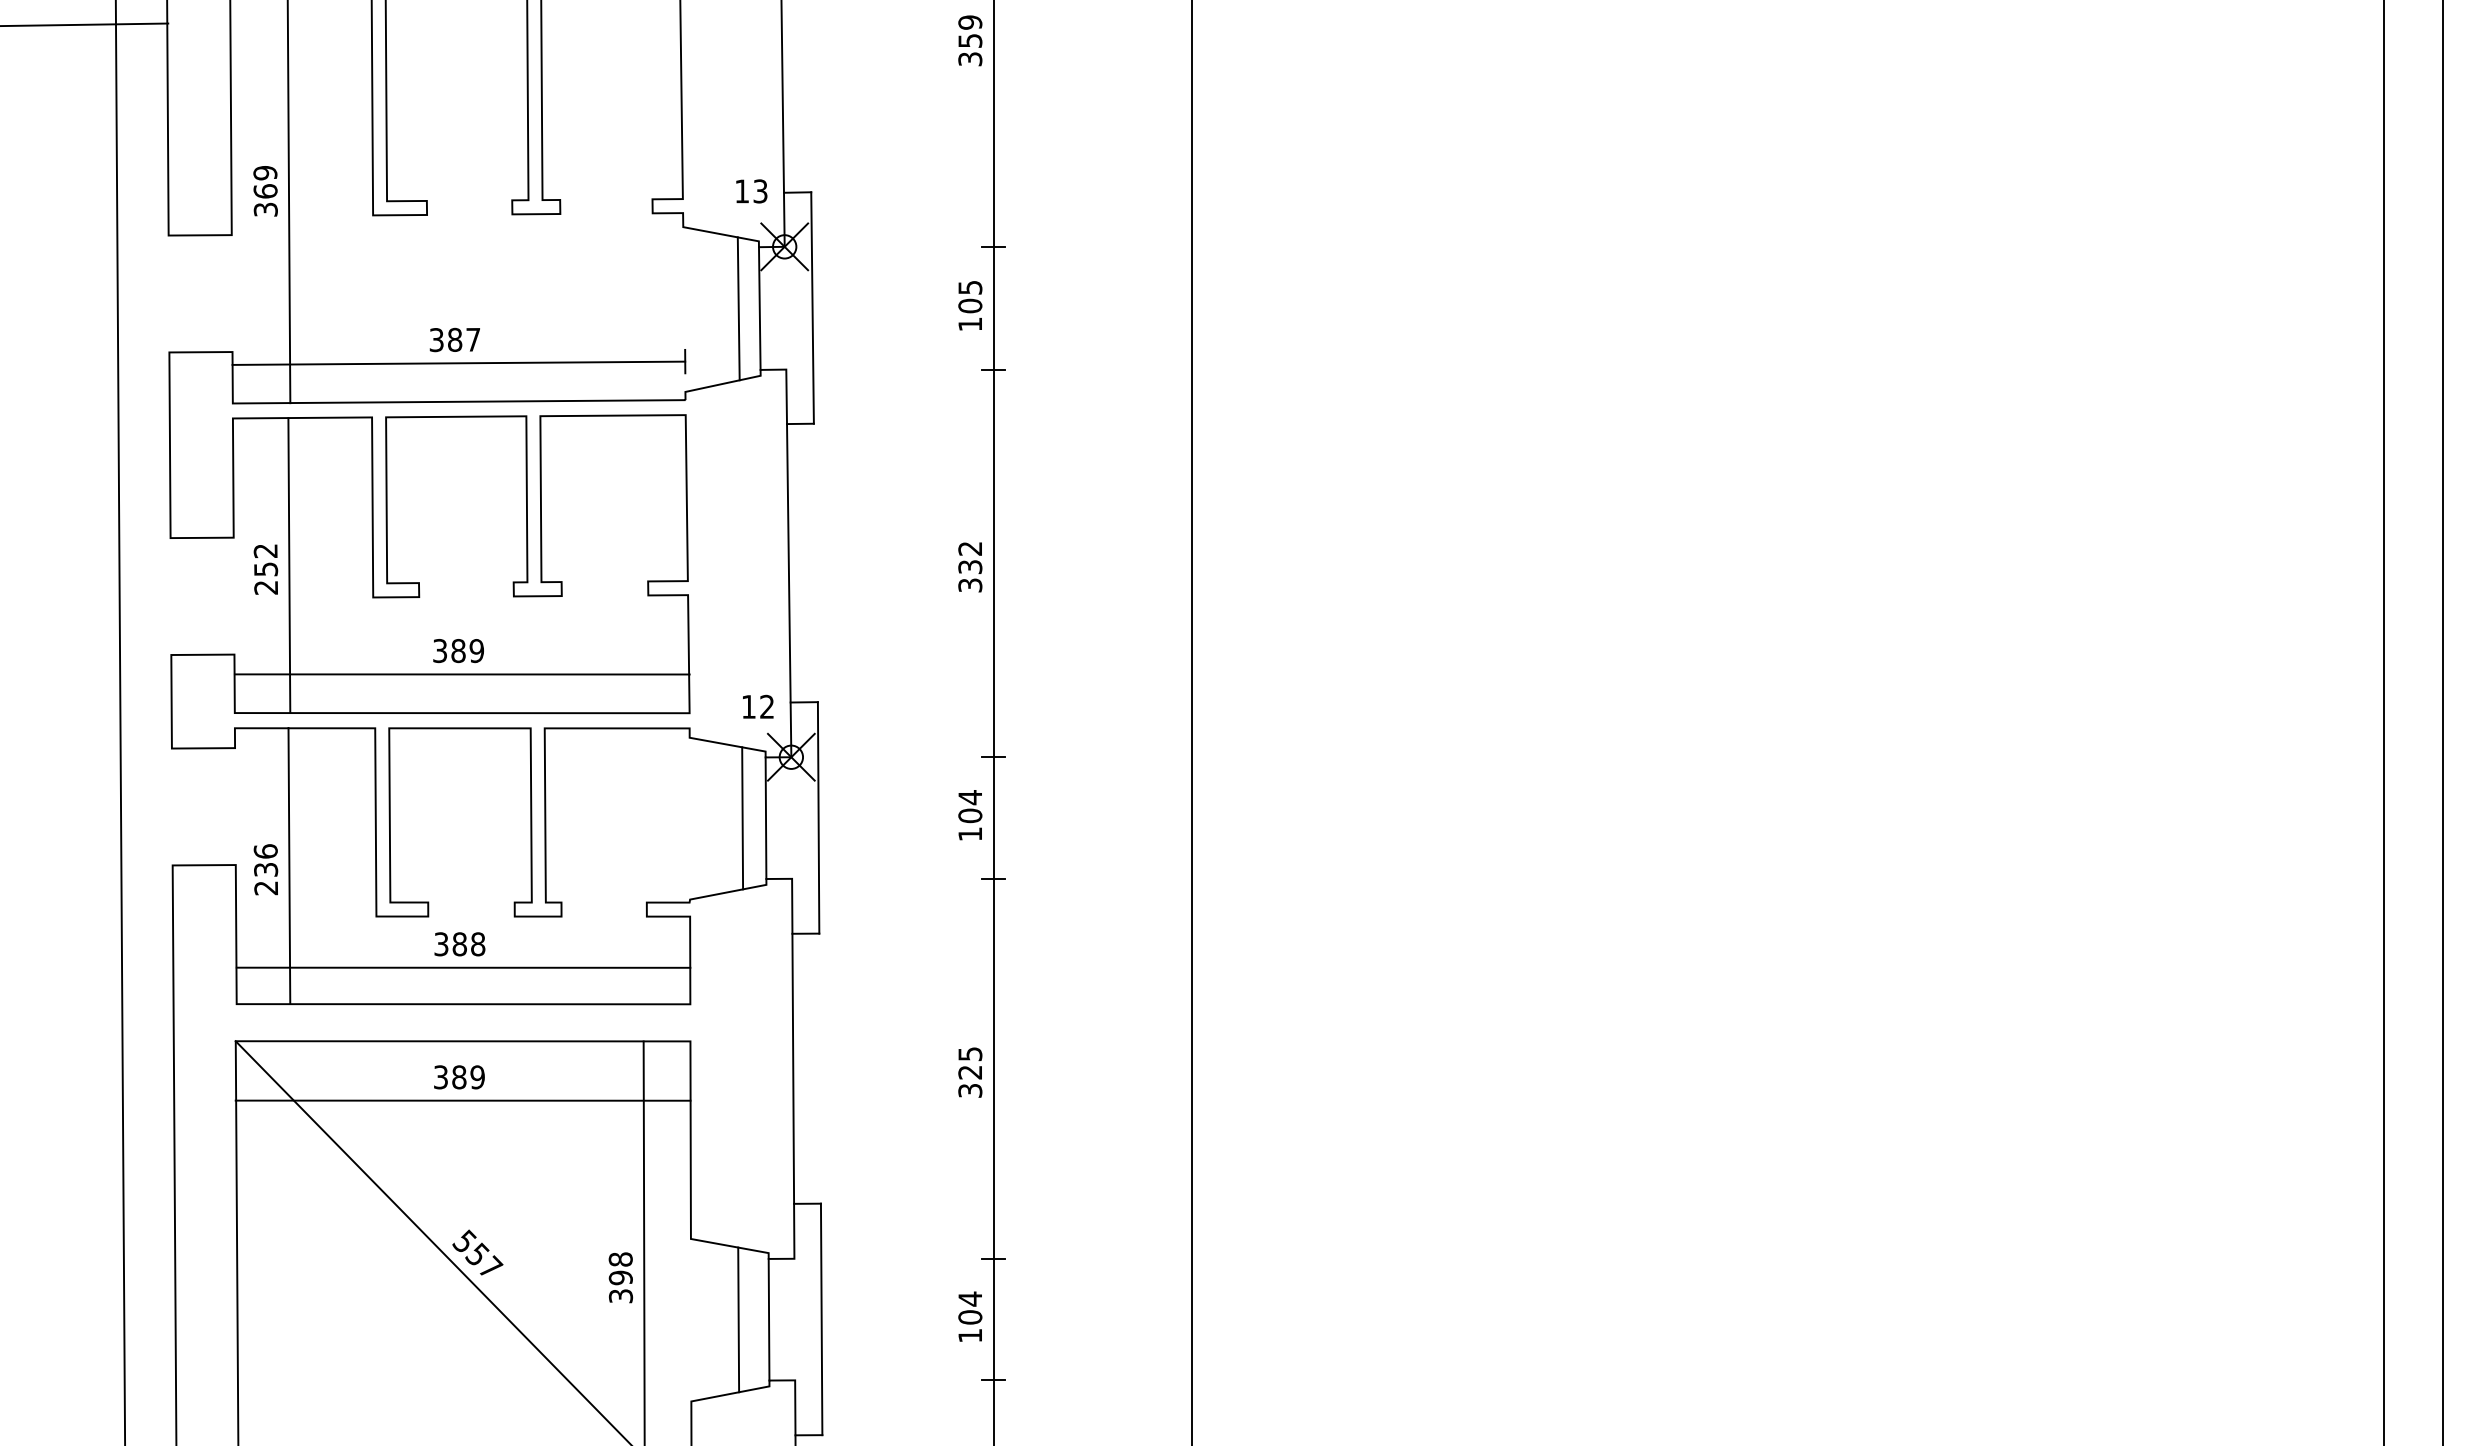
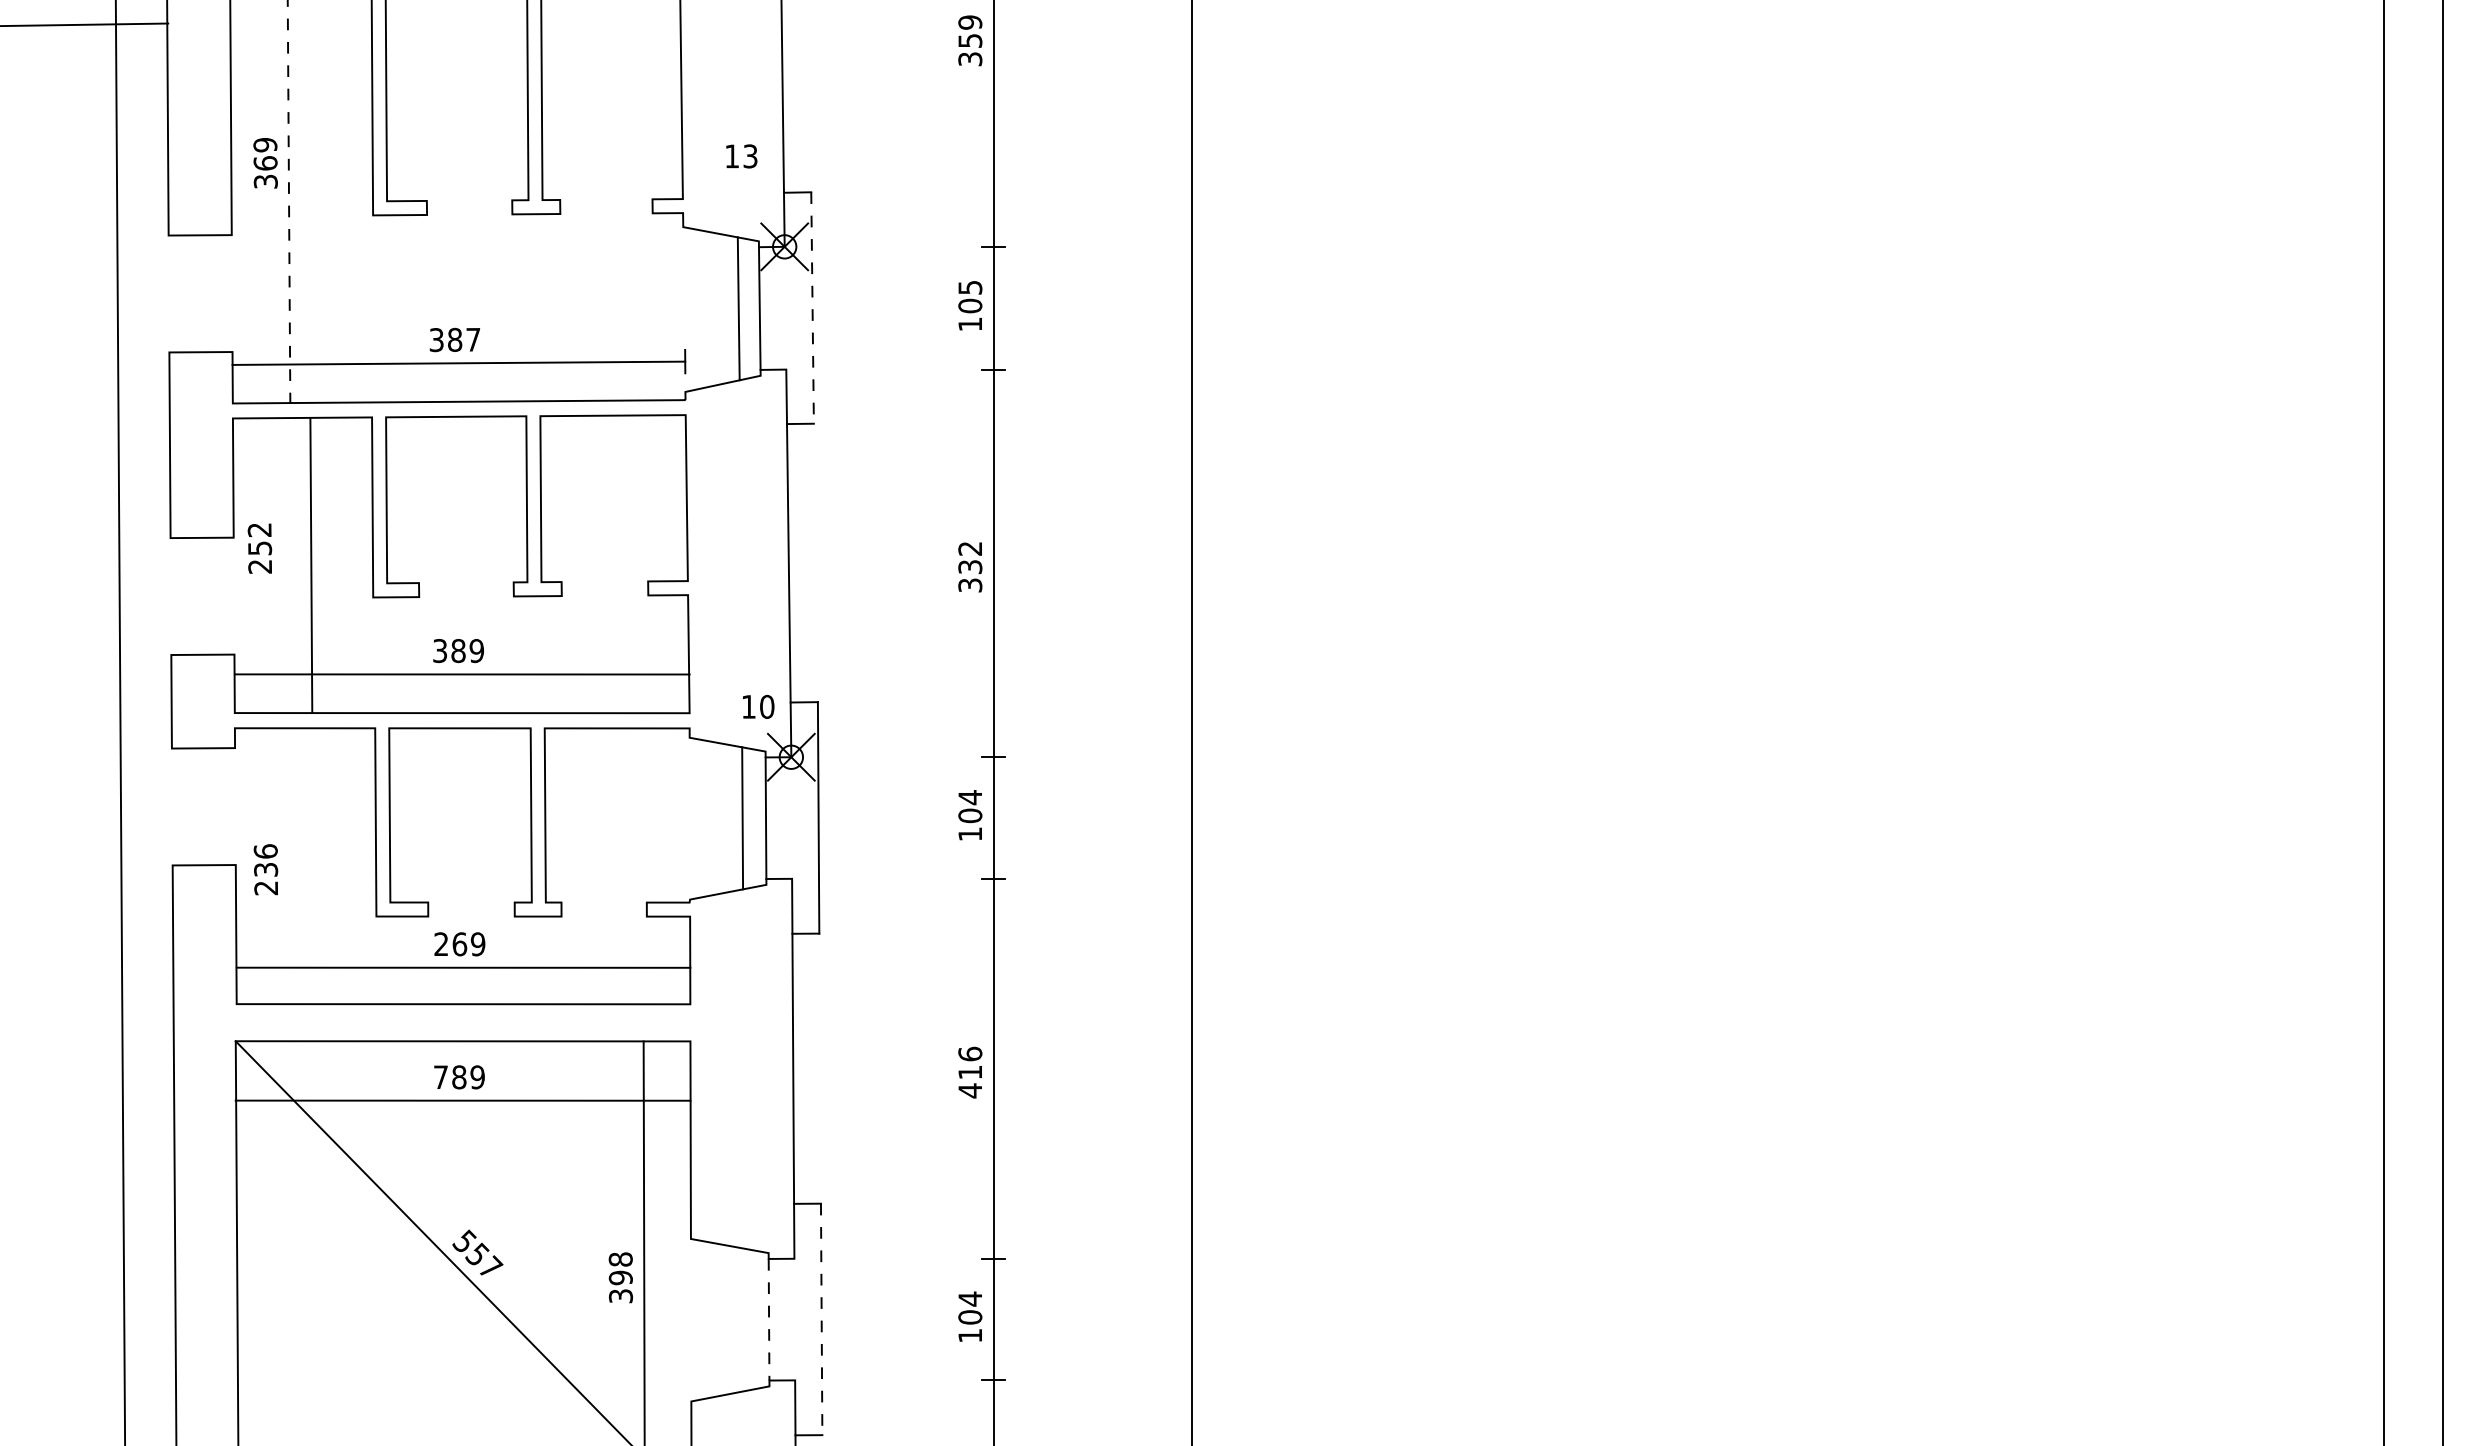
text position: (265, 191) -> (265, 163) (265, 163)
text position: (751, 191) -> (741, 156) (741, 156)
line: solid -> dashed (289, 202)
line: solid -> dashed (812, 308)
line position: (289, 565) -> (311, 565) (311, 565)
text position: (265, 569) -> (259, 548) (259, 548)
text: 12 -> 10 (767, 706)
line: present -> none (289, 865)
text: 388 -> 269 (459, 944)
text: 325 -> 416 (970, 1072)
text: 389 -> 789 (440, 1077)
line: present -> none (738, 1319)
line: solid -> dashed (769, 1319)
line: solid -> dashed (821, 1319)
